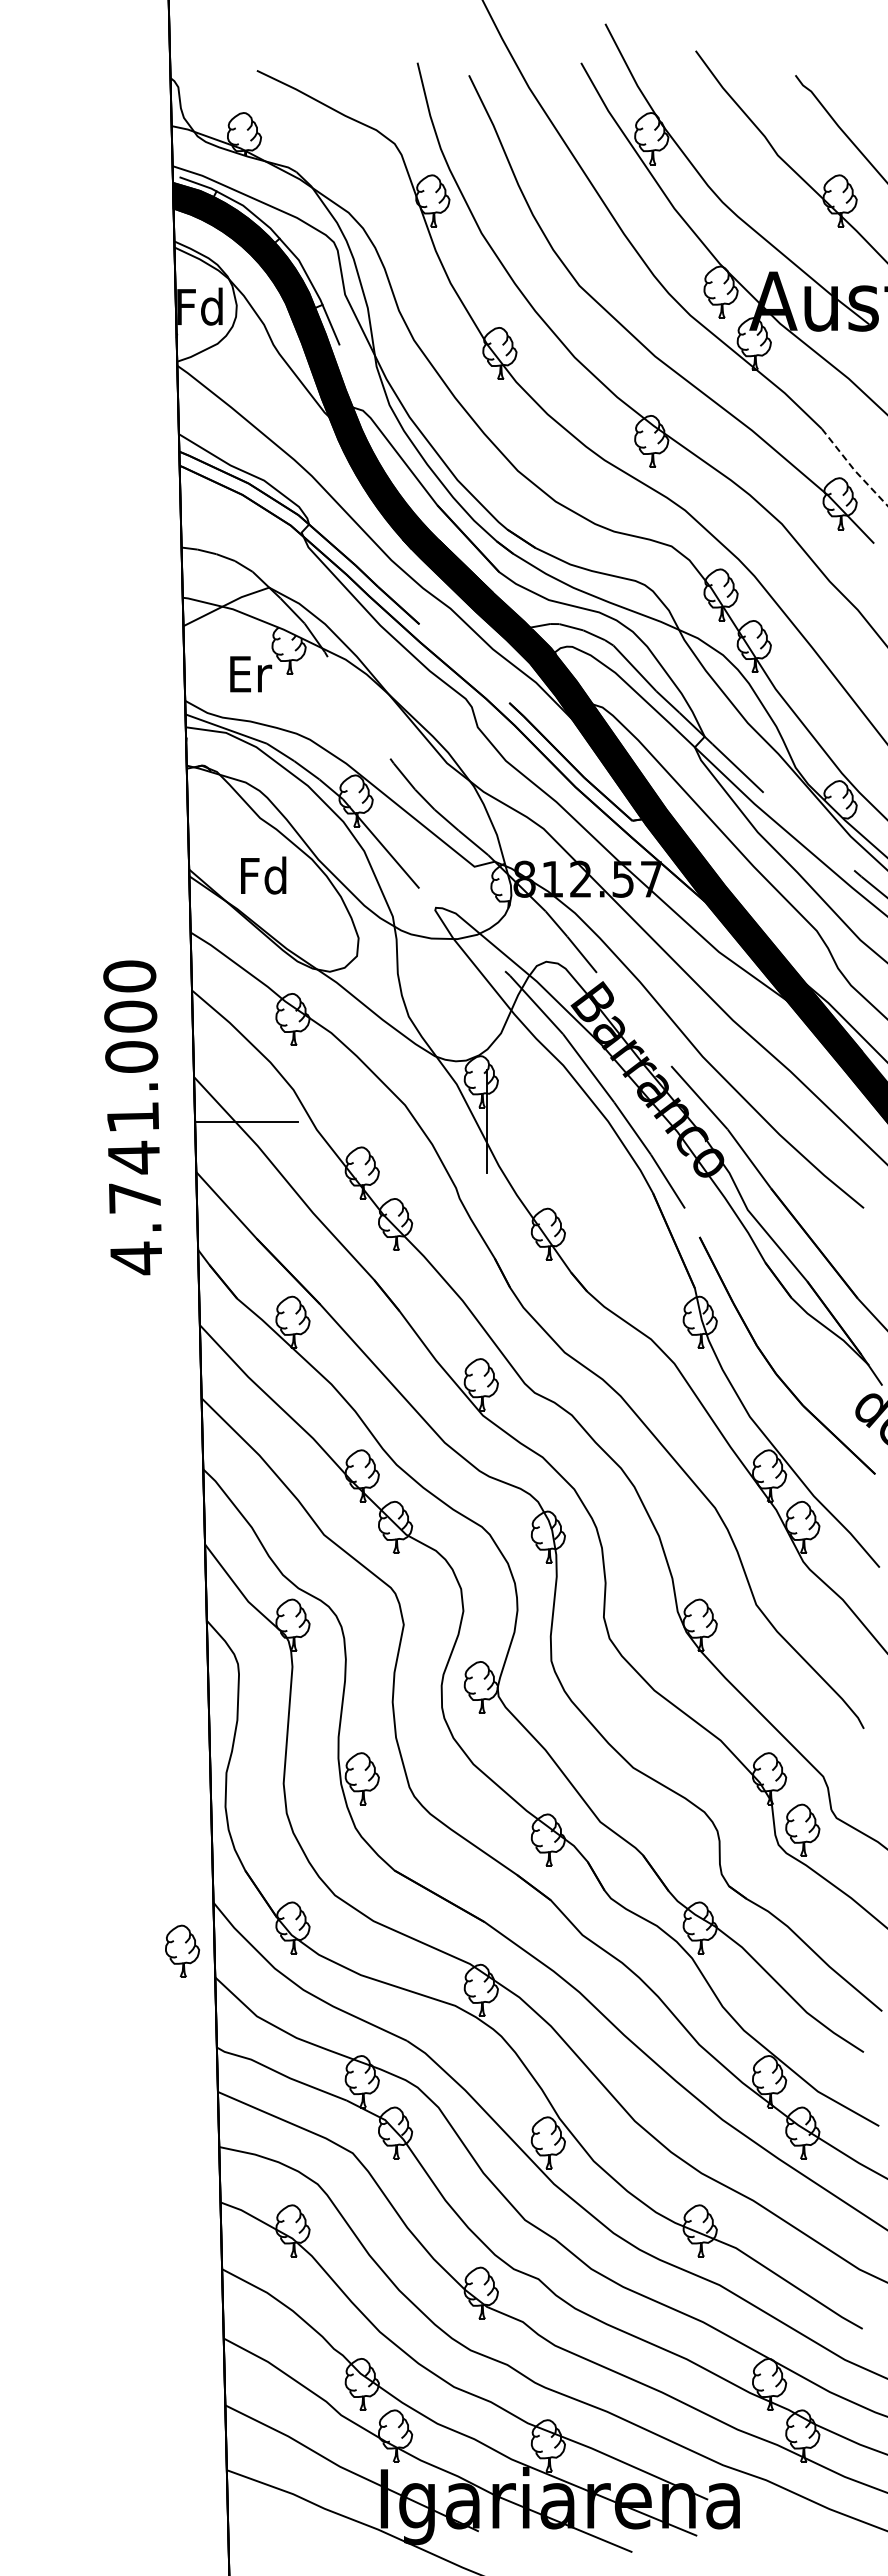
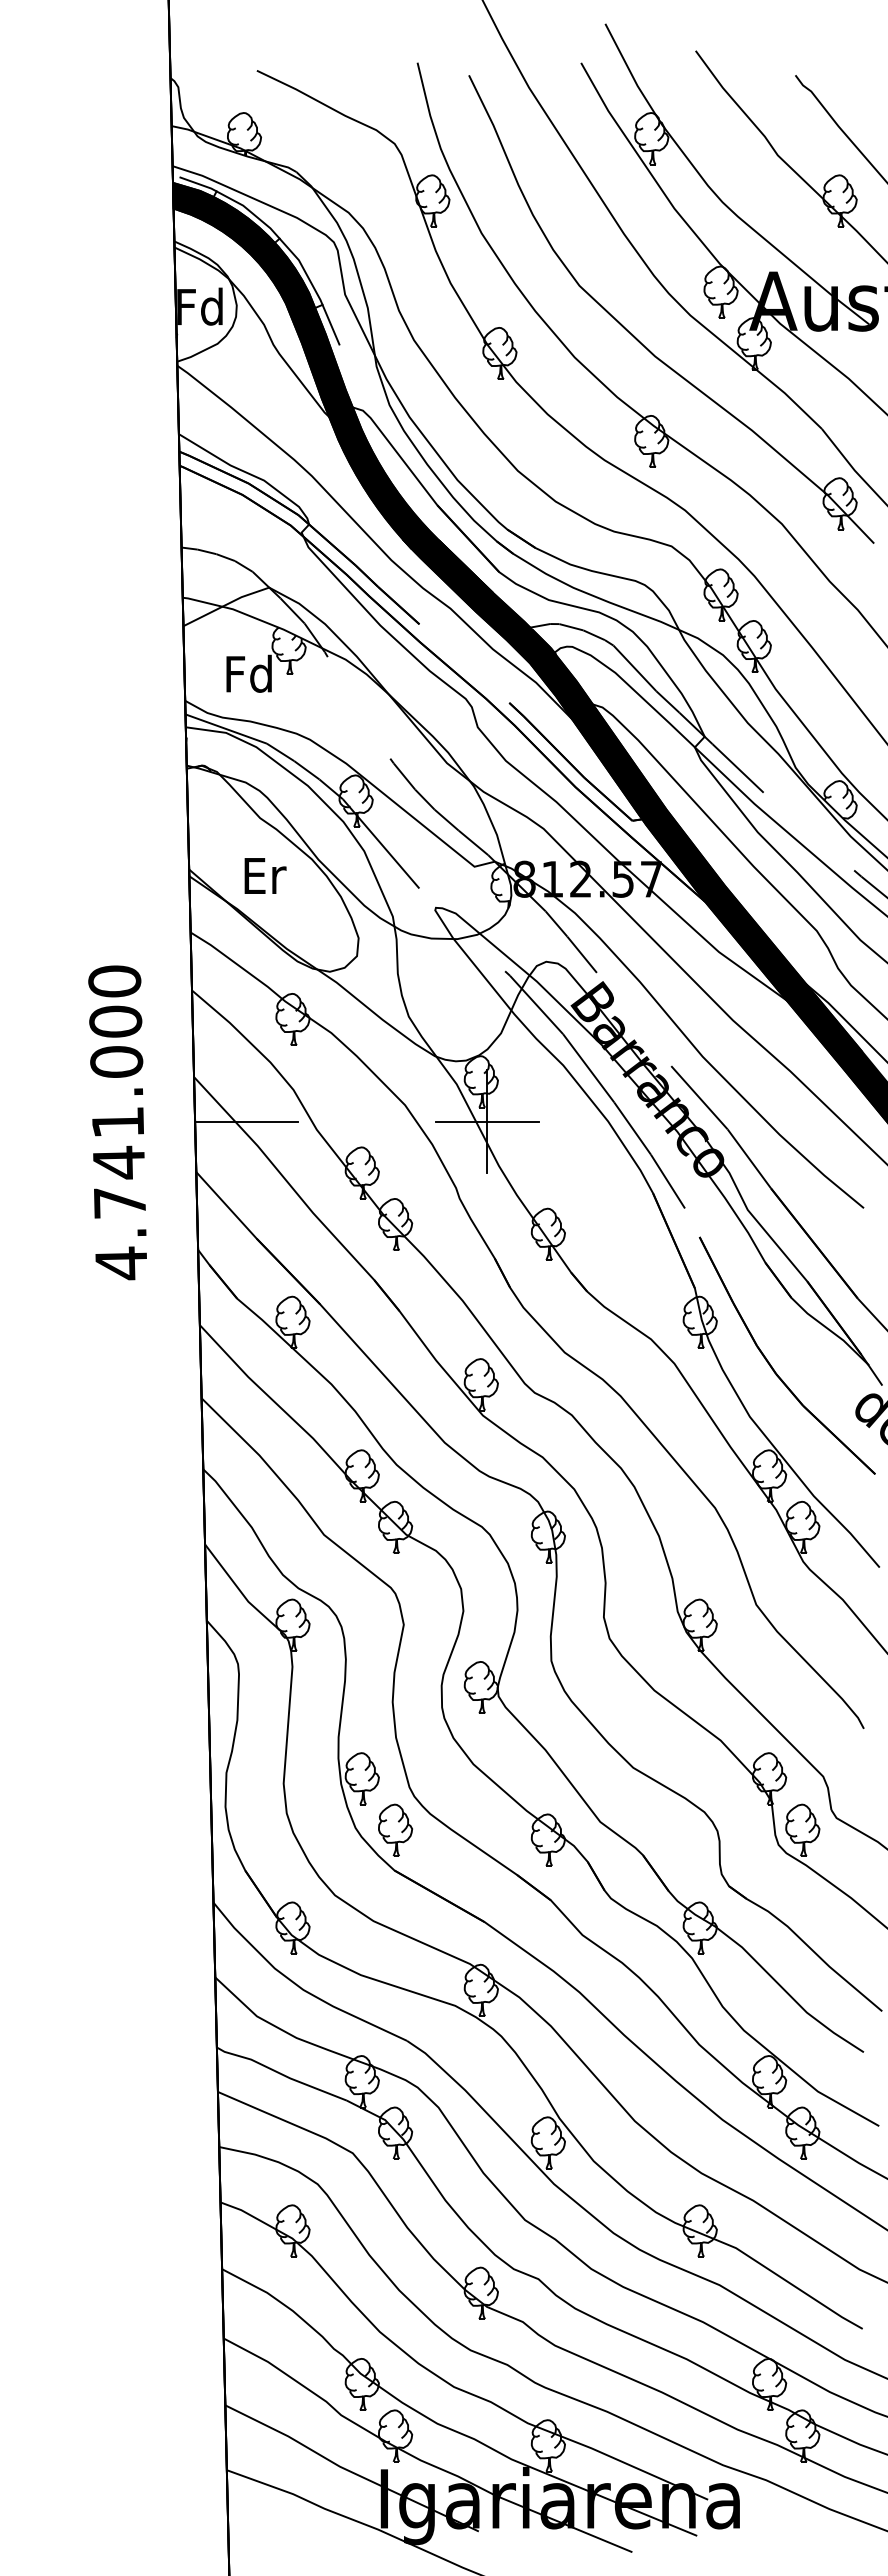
line: dashed -> solid (853, 469)
text: Er -> Fd (249, 673)
text: Fd -> Er (263, 875)
text position: (132, 1117) -> (117, 1122) (117, 1122)
line: none -> present (487, 1121)
part position: (182, 1950) -> (395, 1829) (395, 1829)
